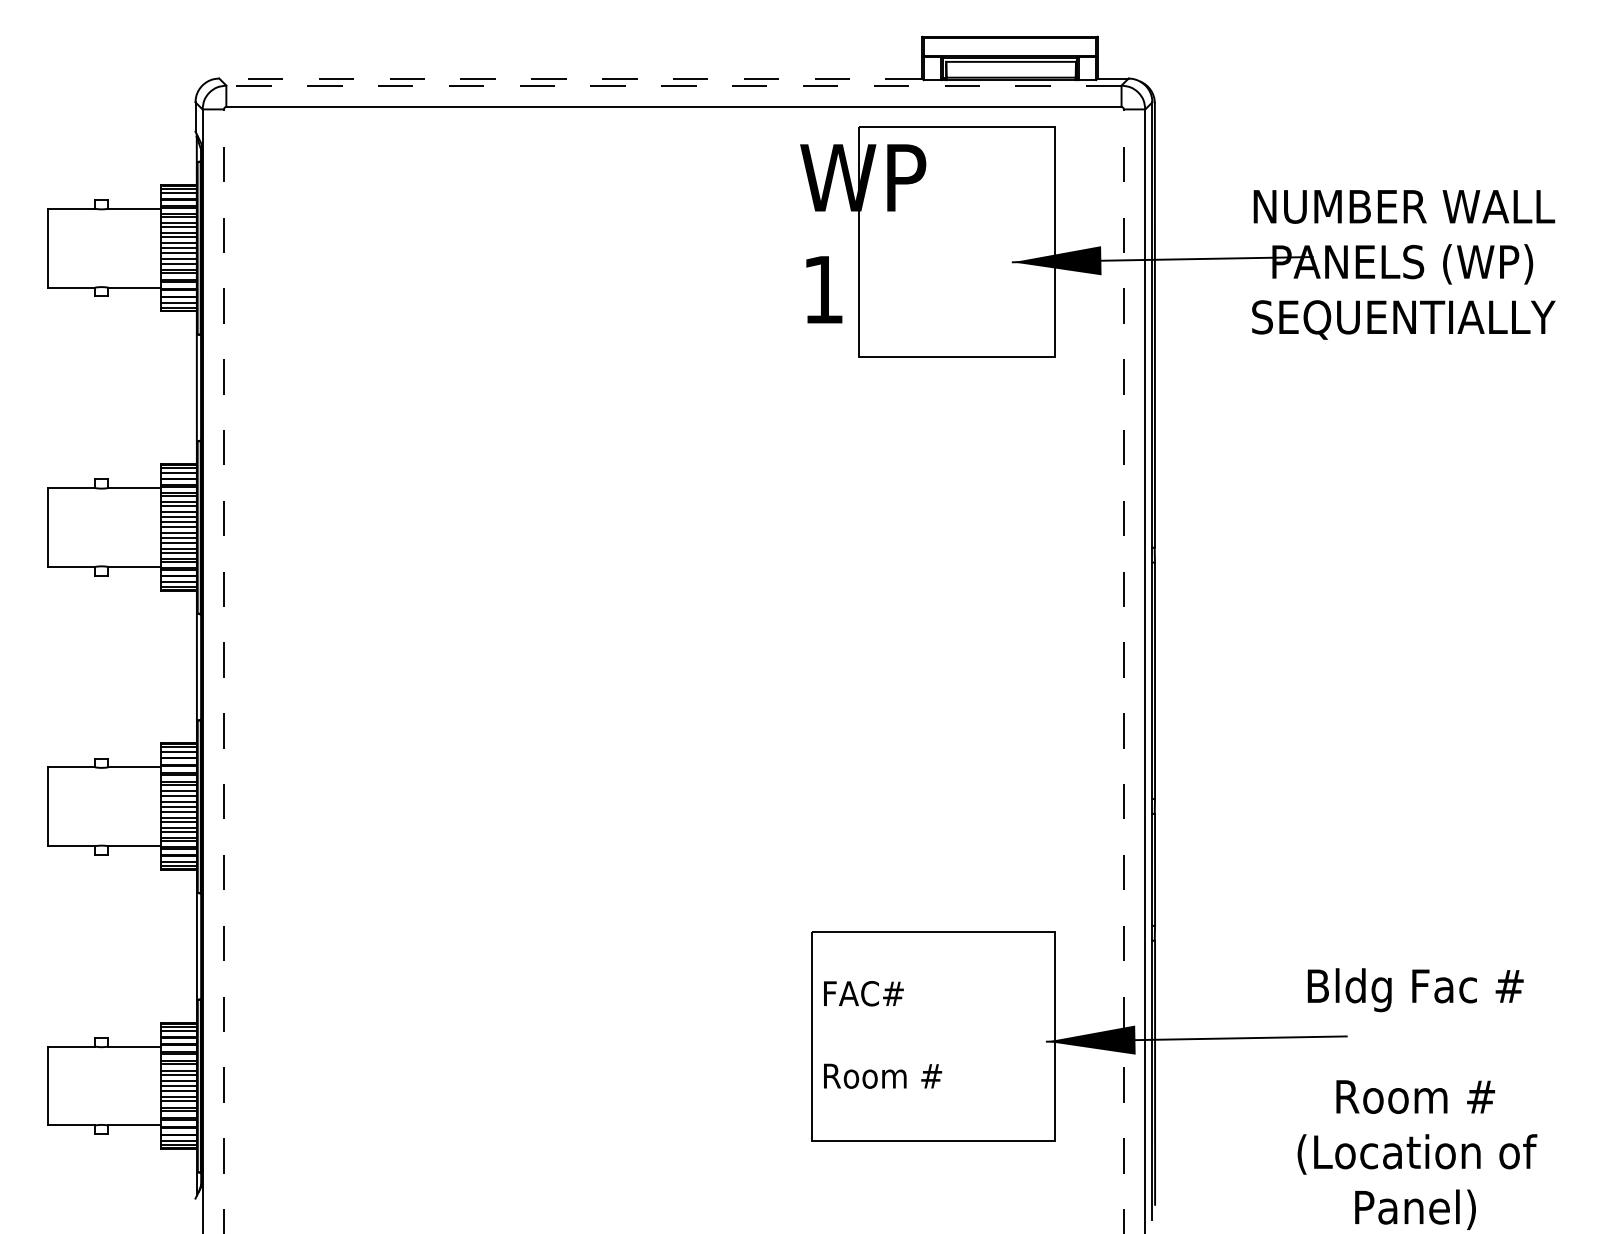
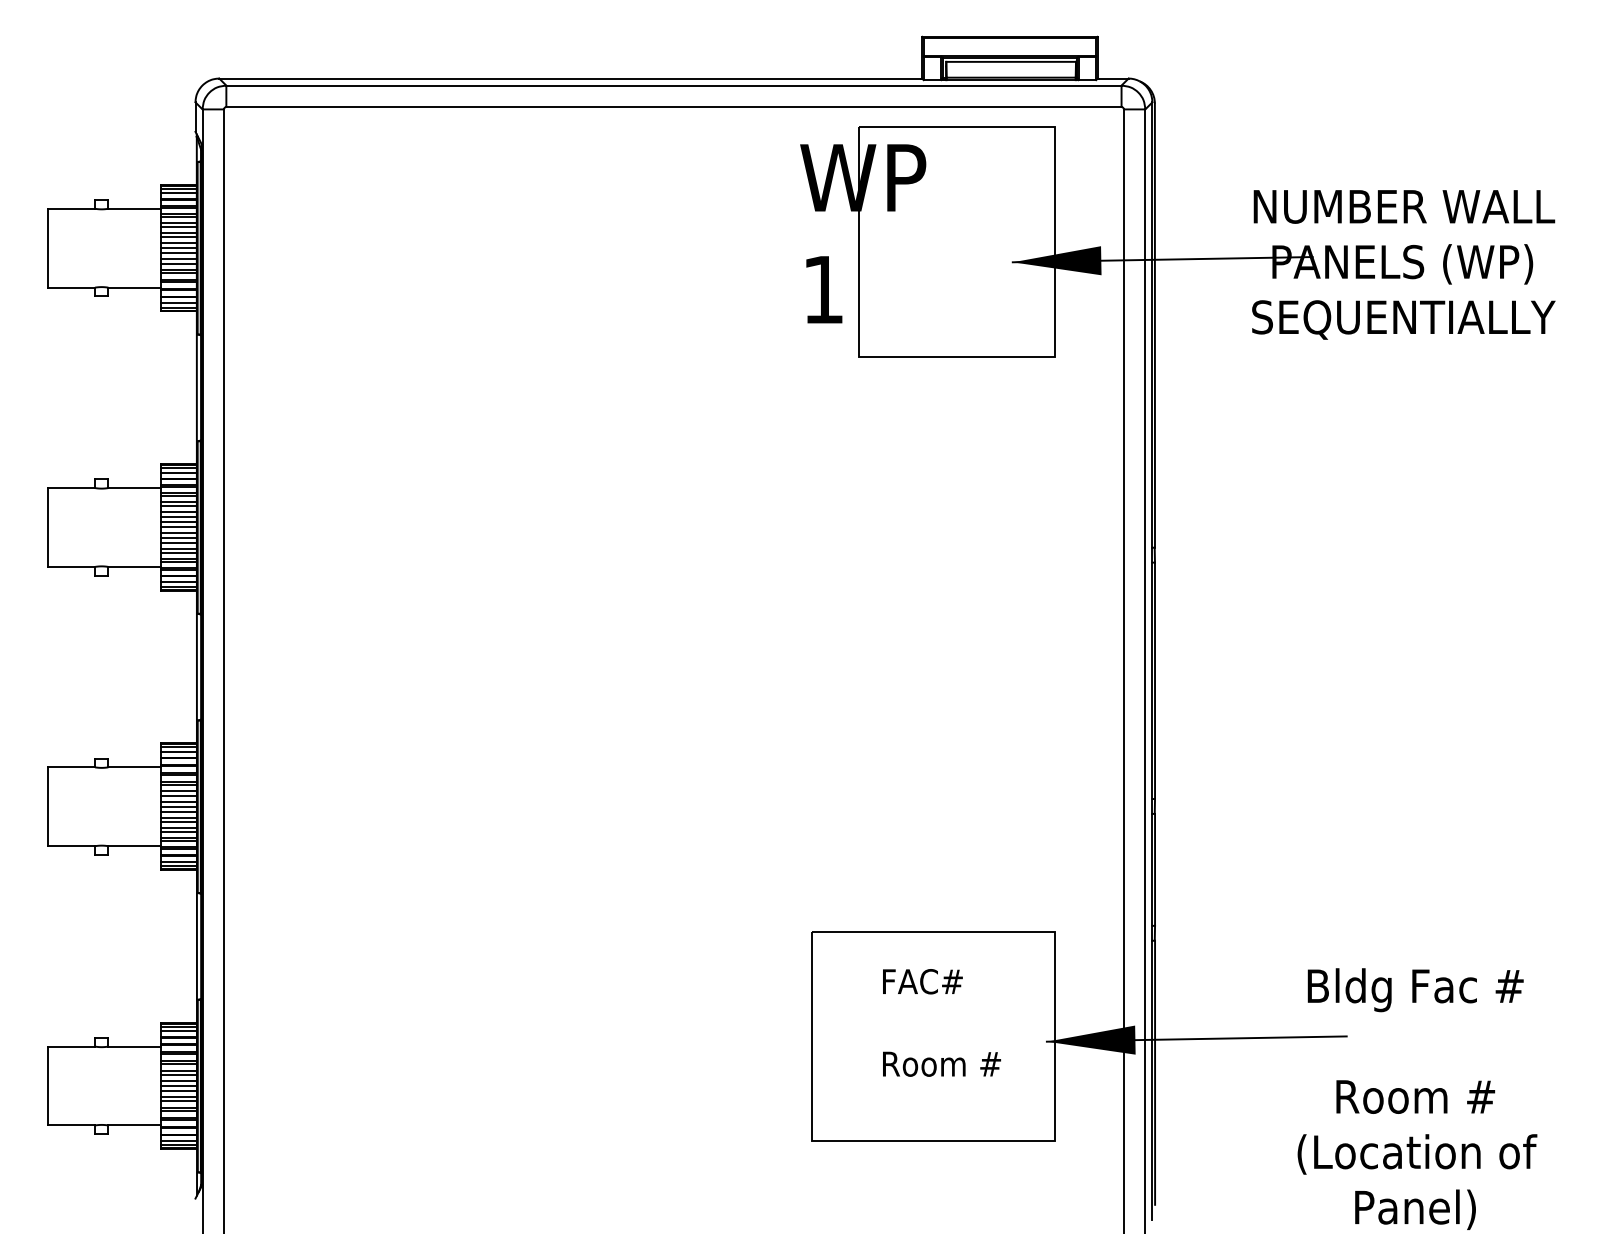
line: dashed -> solid (570, 78)
line: dashed -> solid (673, 85)
line: dashed -> solid (223, 671)
line: dashed -> solid (1123, 671)
text position: (882, 1034) -> (941, 1022) (941, 1022)
